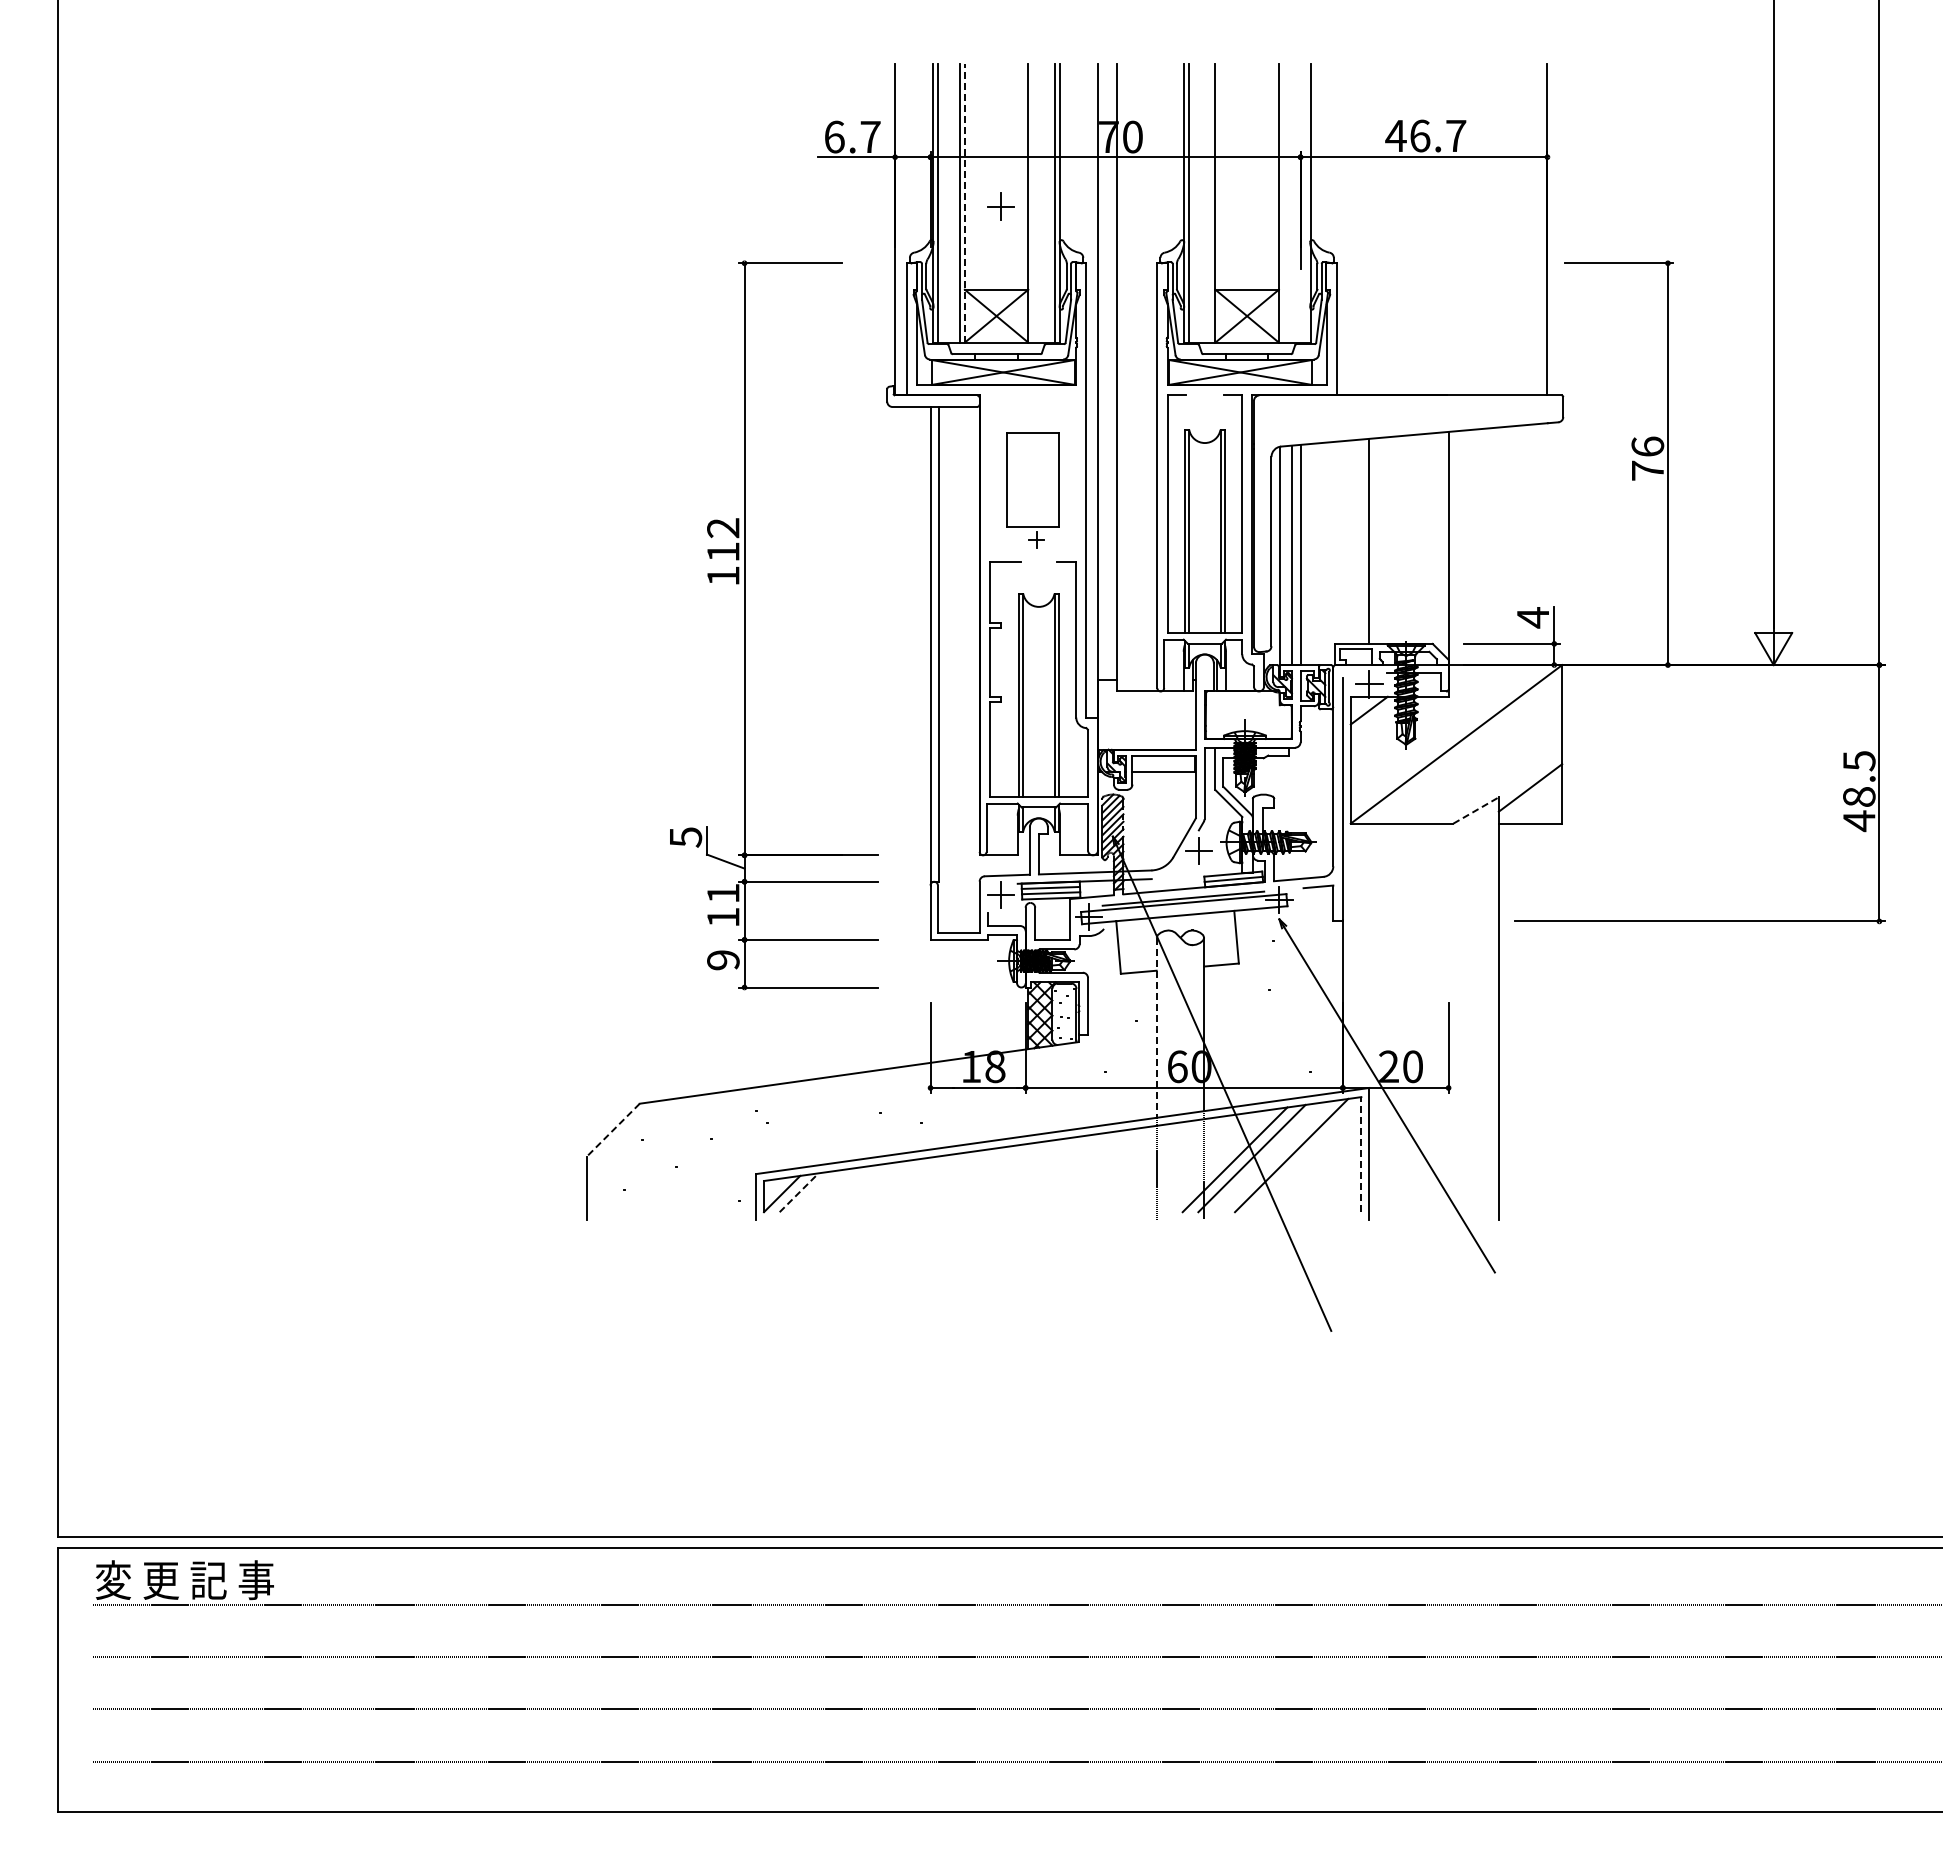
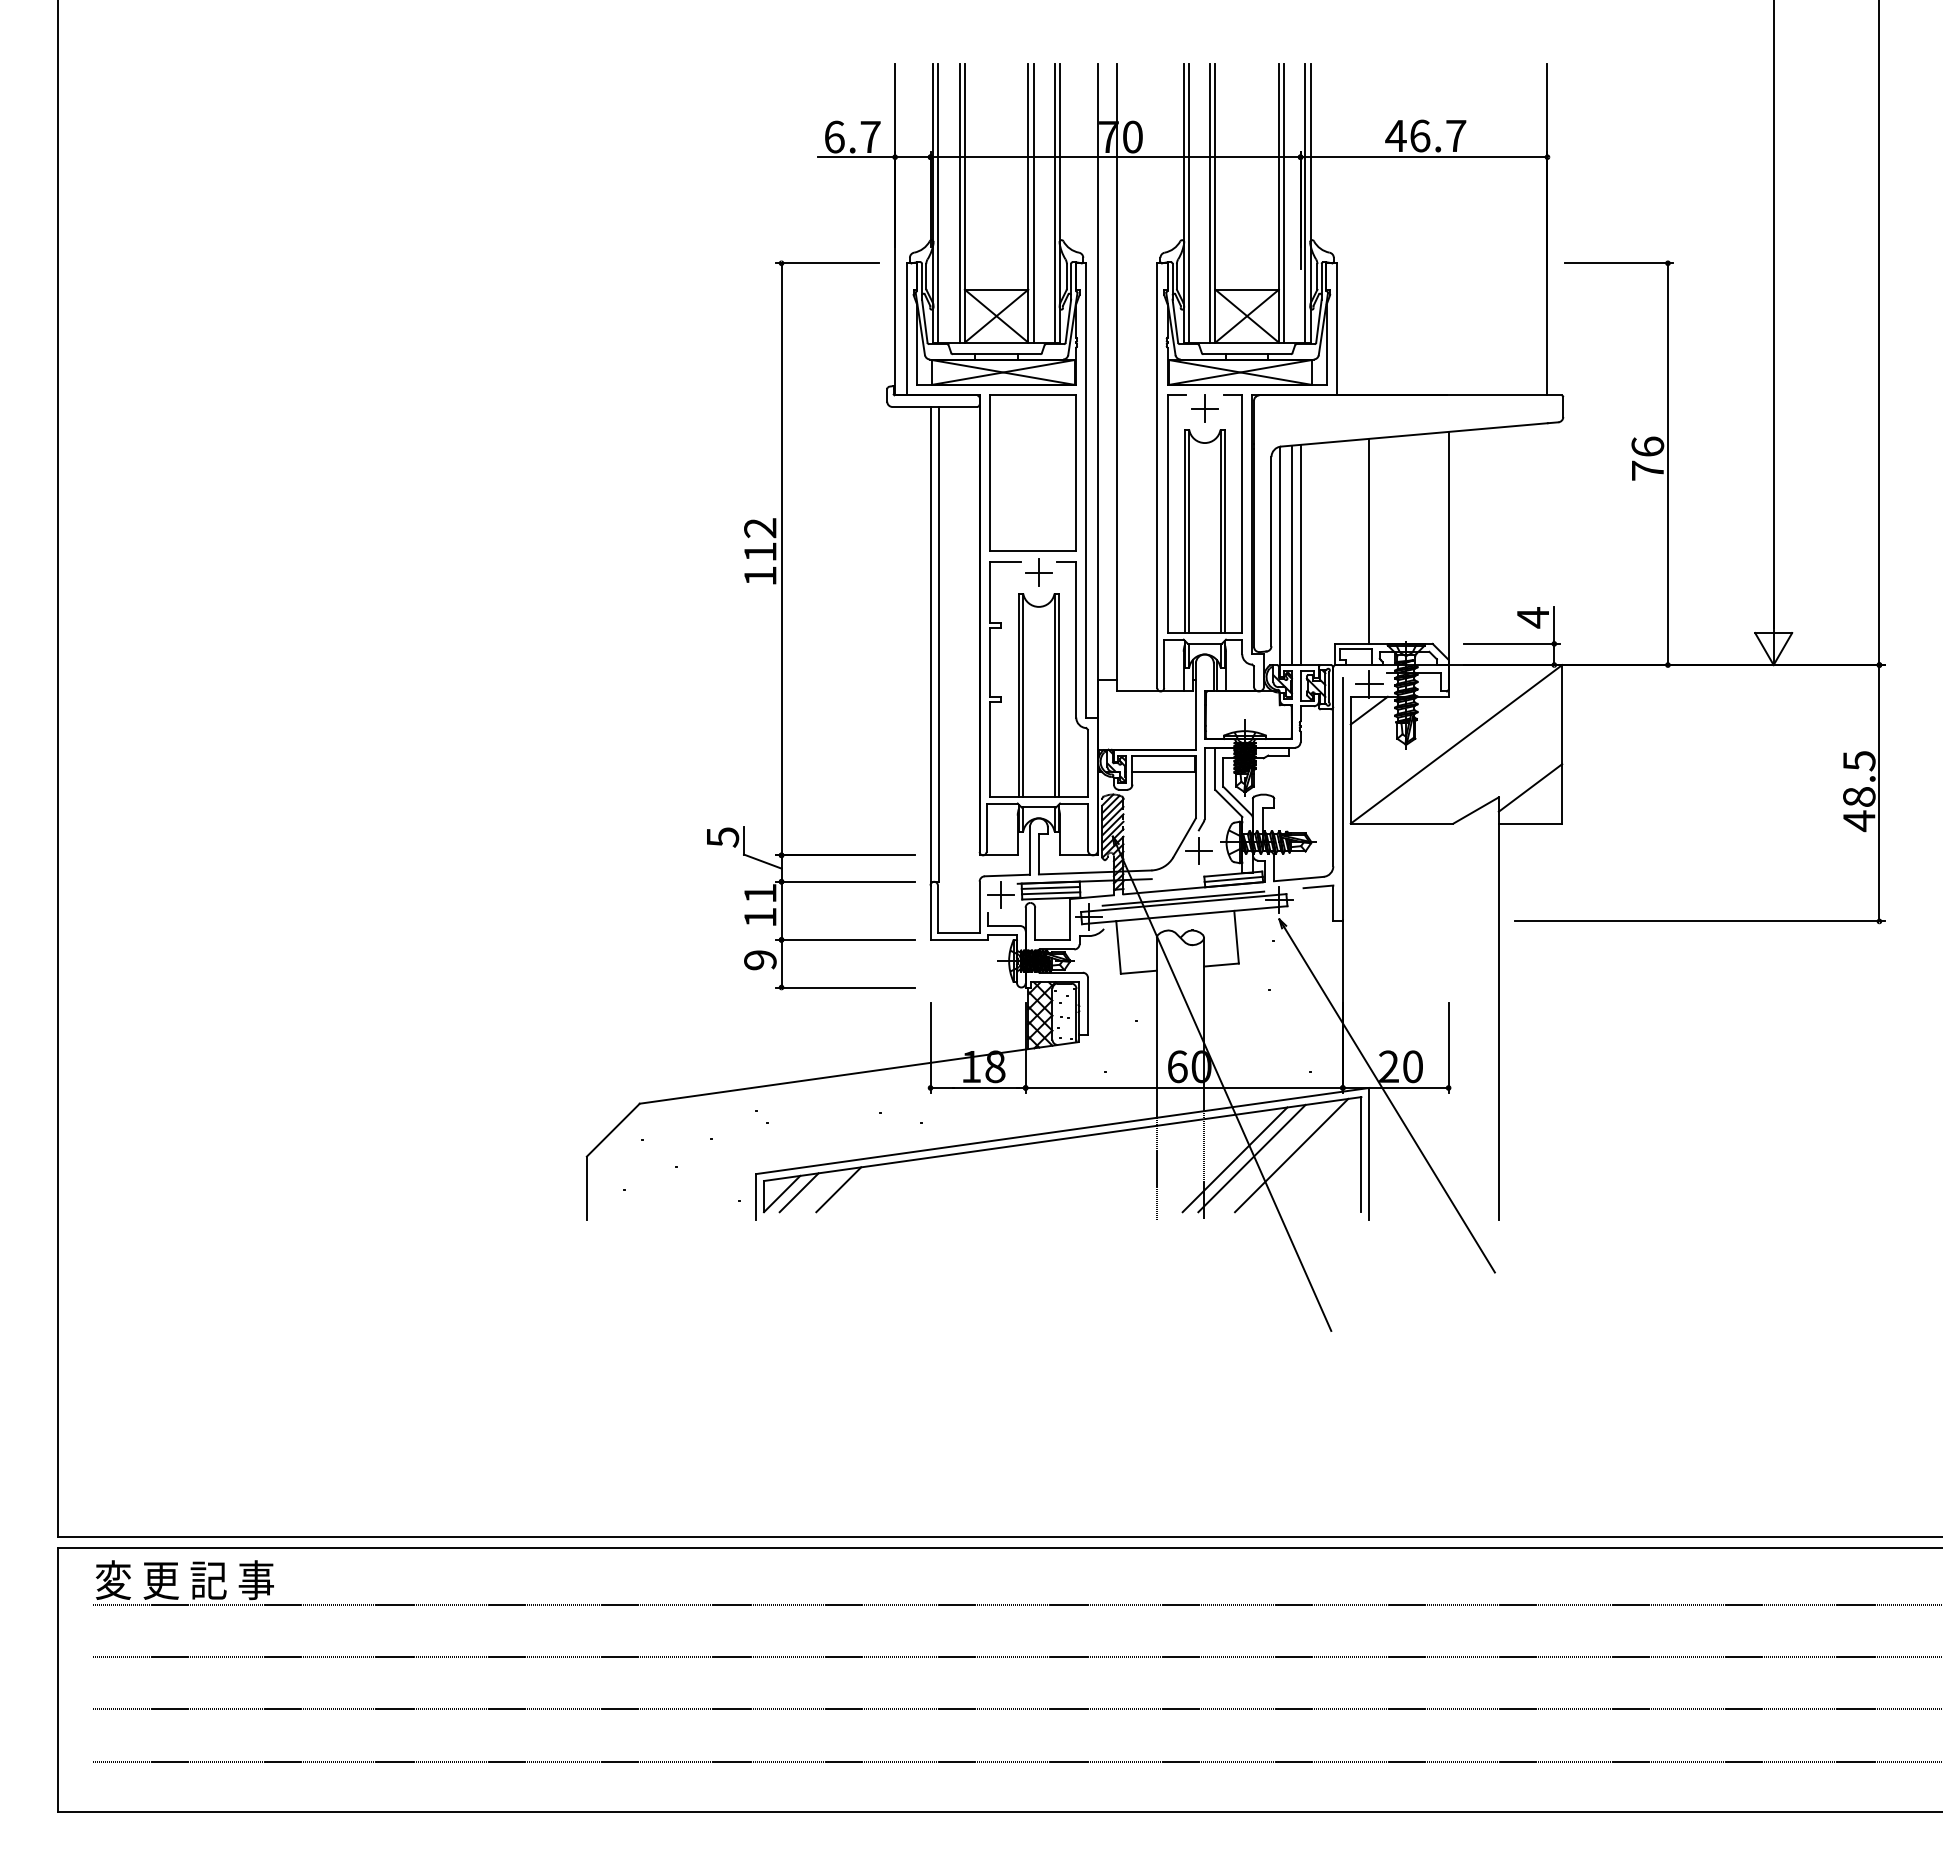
line: dashed -> solid (964, 202)
line: none -> present (1033, 202)
line: none -> present (1210, 202)
line: none -> present (1284, 202)
line: none -> present (1305, 202)
part position: (1000, 206) -> (1204, 408) (1204, 408)
part size: 54x117 px -> 88x193 px (1032, 490)
part position: (745, 625) -> (782, 625) (782, 625)
line: dashed -> solid (1476, 810)
line: dashed -> solid (1156, 1027)
line: dashed -> solid (612, 1130)
line: dashed -> solid (1361, 1154)
line: none -> present (838, 1189)
line: dashed -> solid (799, 1192)
